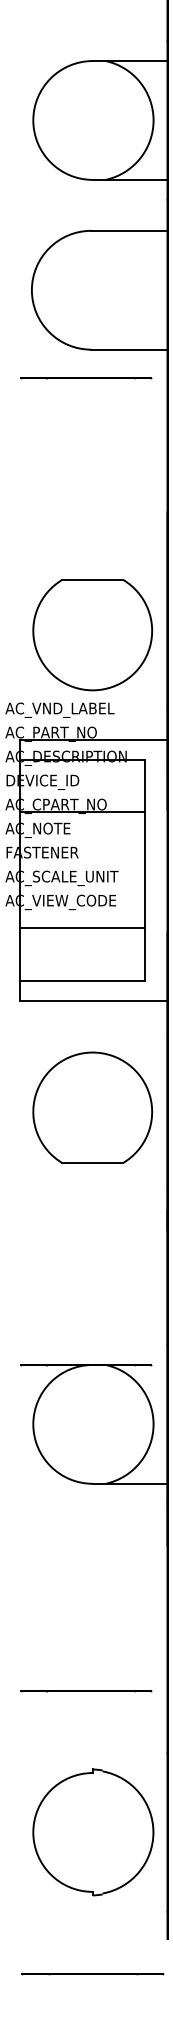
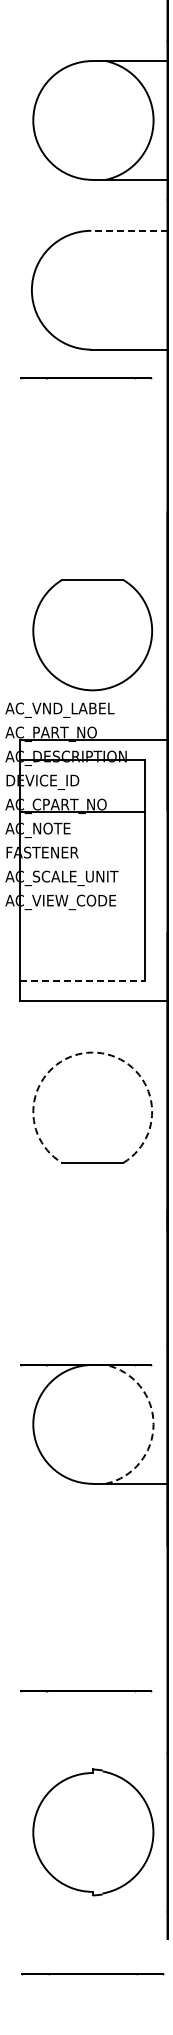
line: solid -> dashed (129, 230)
line: present -> none (82, 928)
line: solid -> dashed (83, 980)
arc: solid -> dashed (92, 1052)
arc: solid -> dashed (153, 1424)
